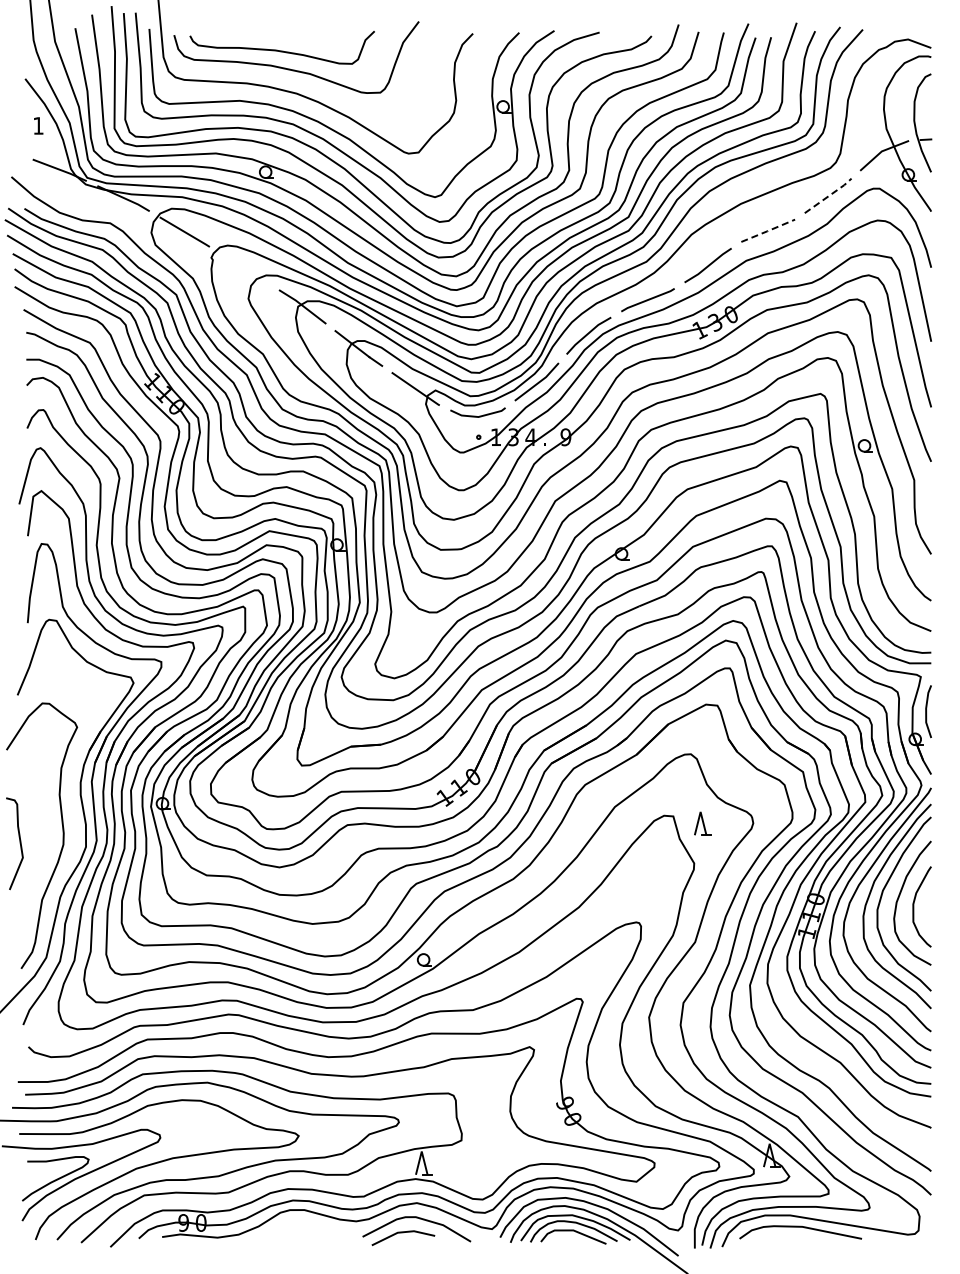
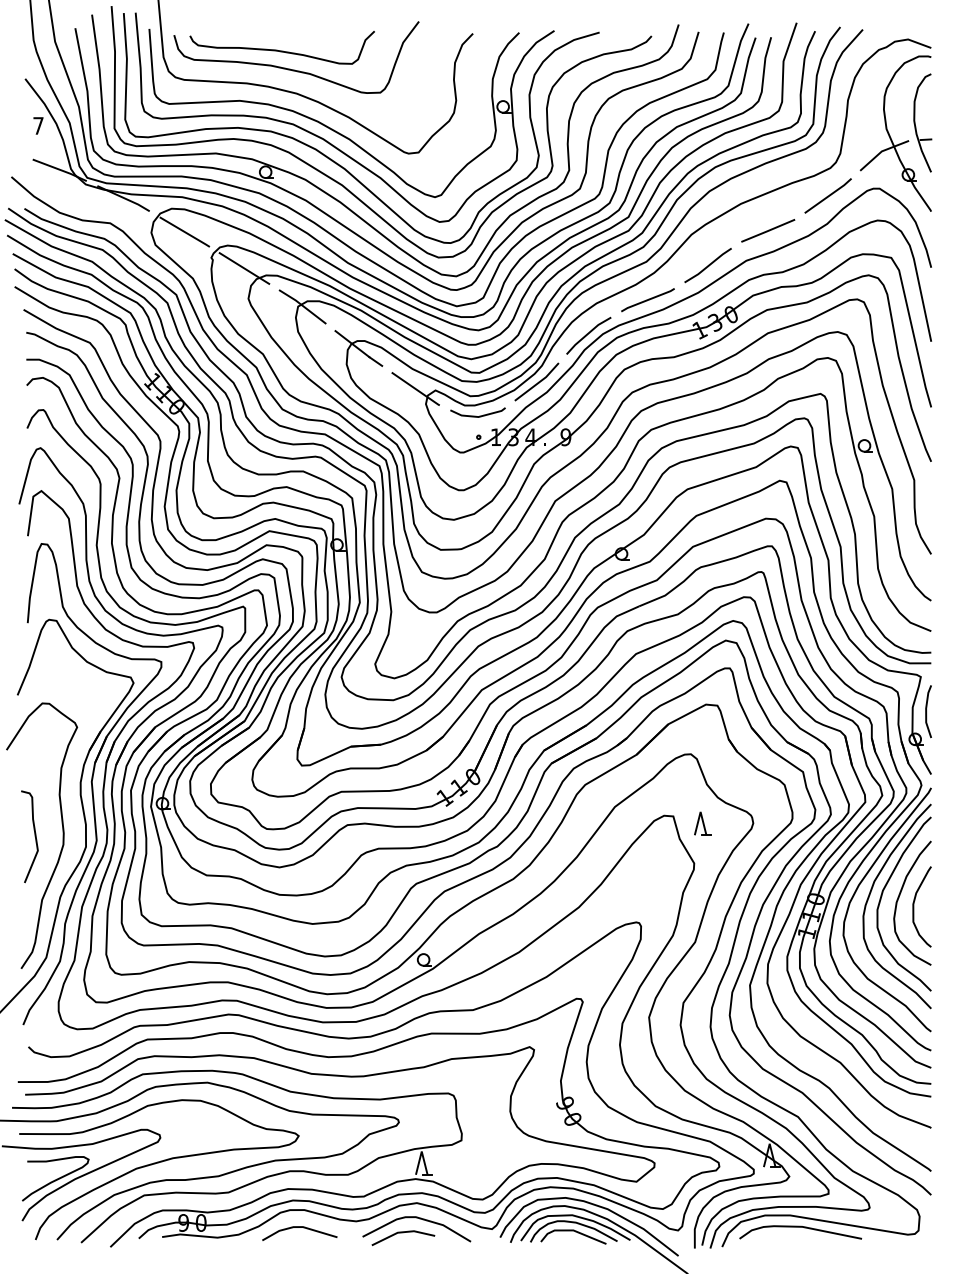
text: 1 -> 7 (38, 125)
line: dashed -> solid (828, 196)
line: dashed -> solid (768, 230)
line: none -> present (244, 268)
curve position: (19, 843) -> (34, 836) (34, 836)
line: none -> present (299, 1227)
